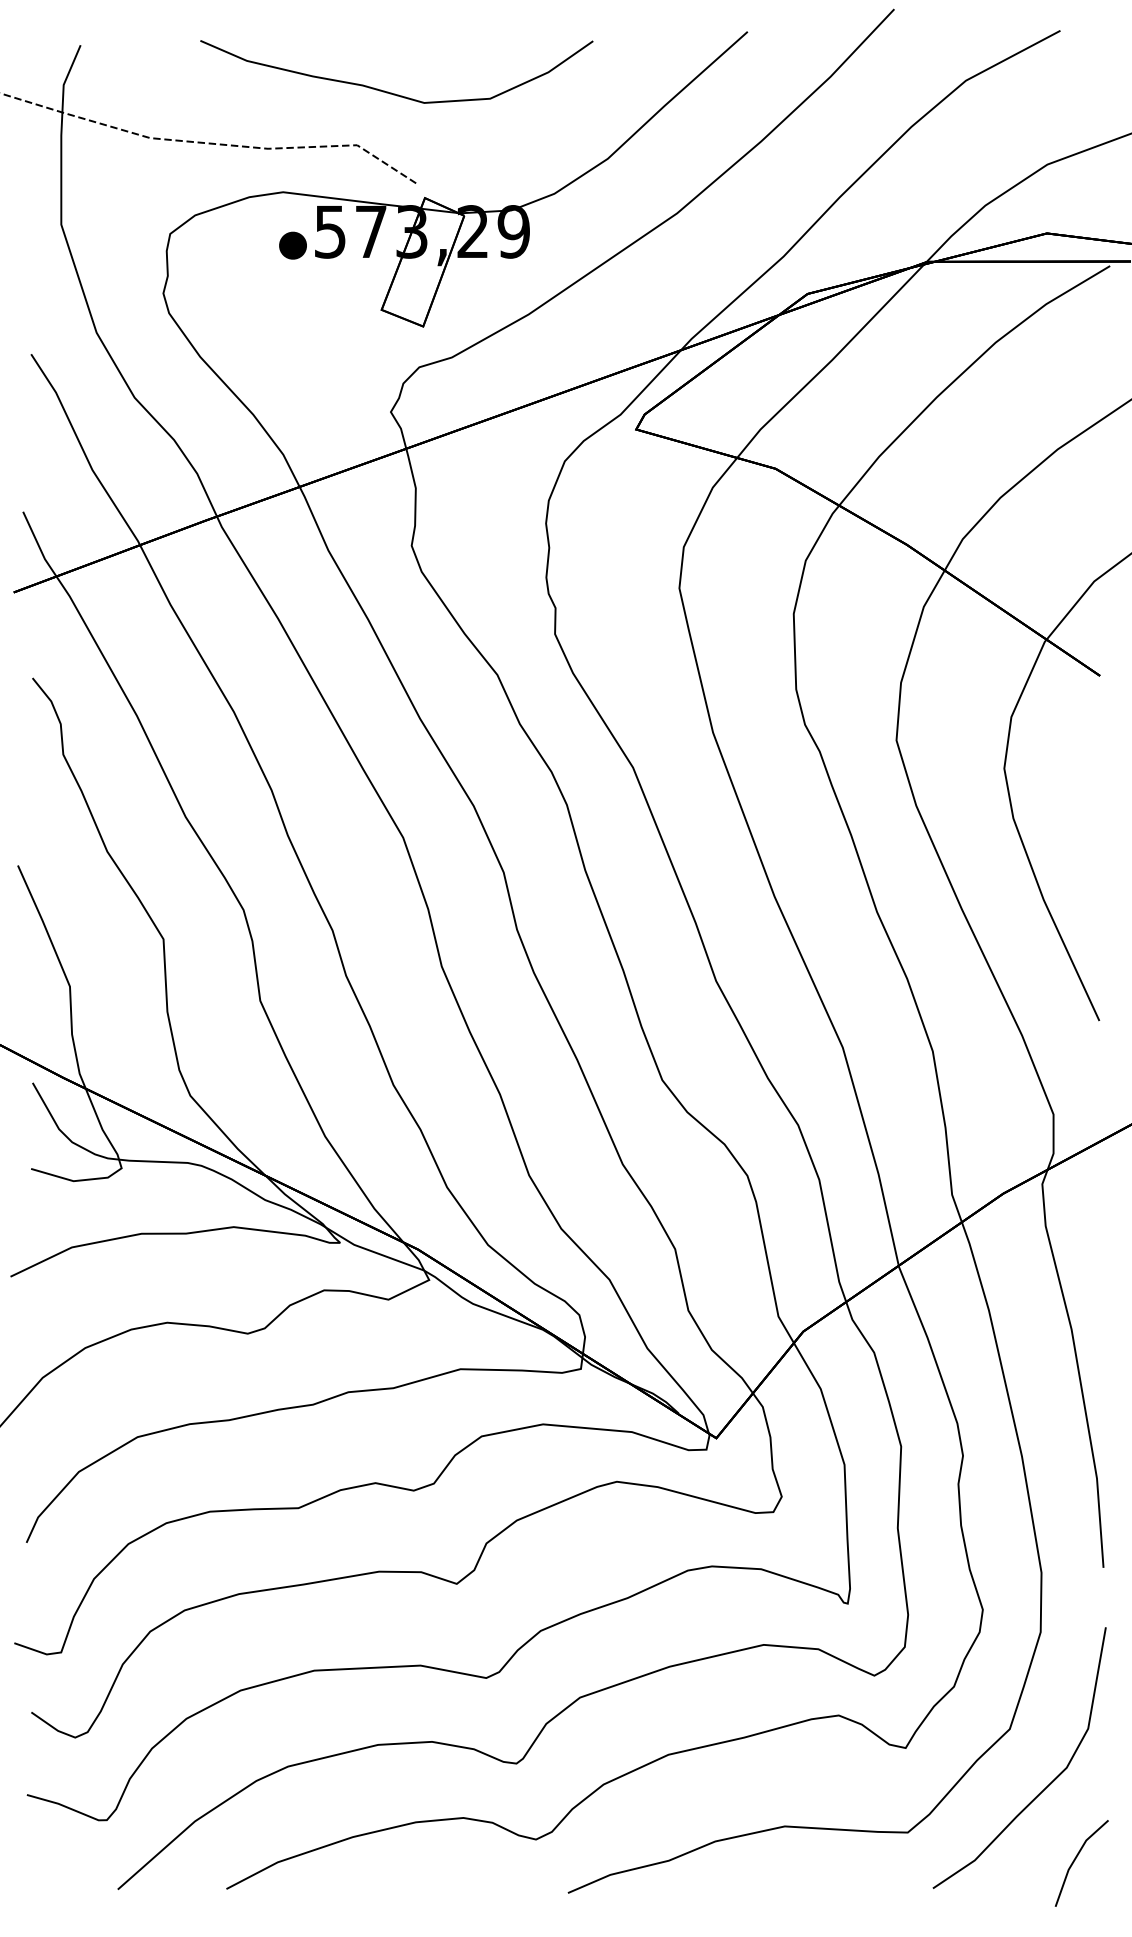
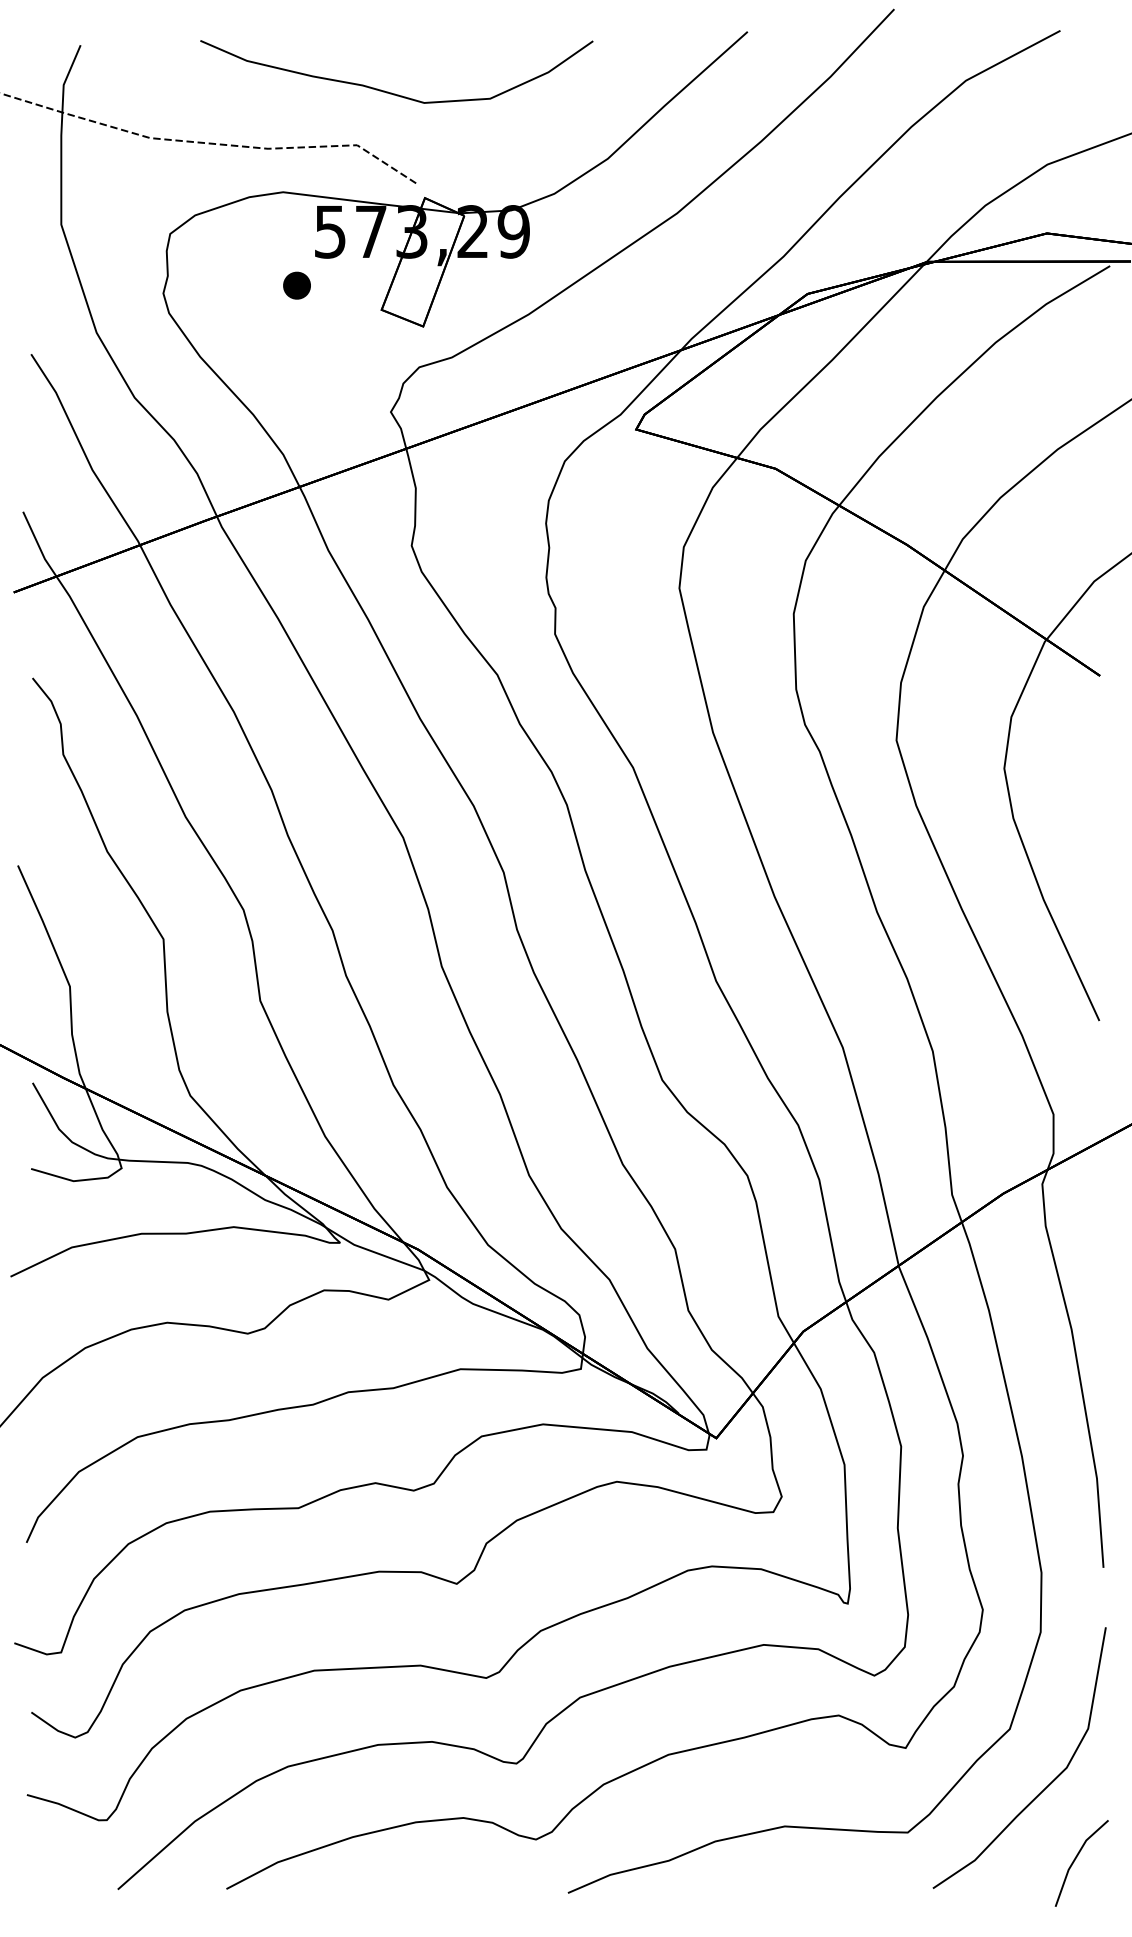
part position: (292, 245) -> (296, 285) (296, 285)
